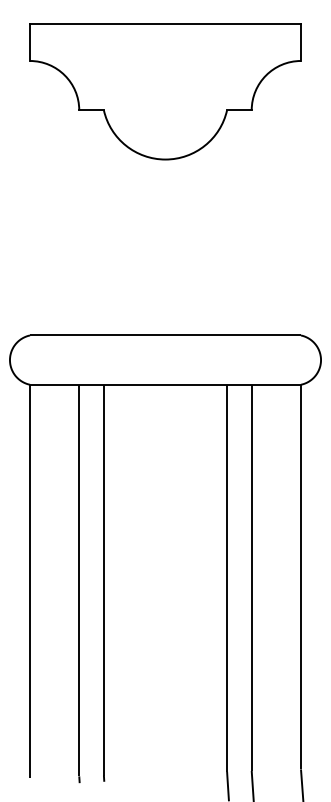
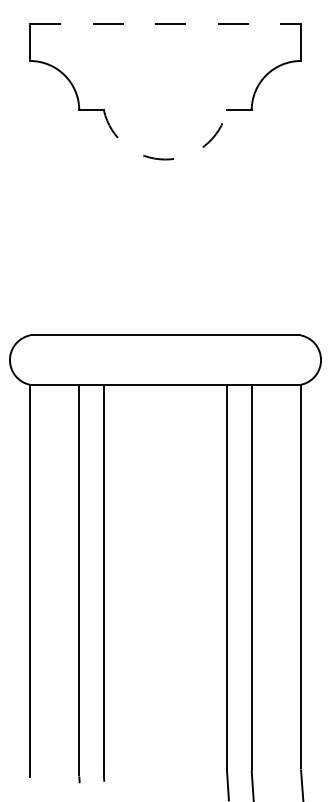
line: solid -> dashed (165, 24)
arc: solid -> dashed (165, 159)
